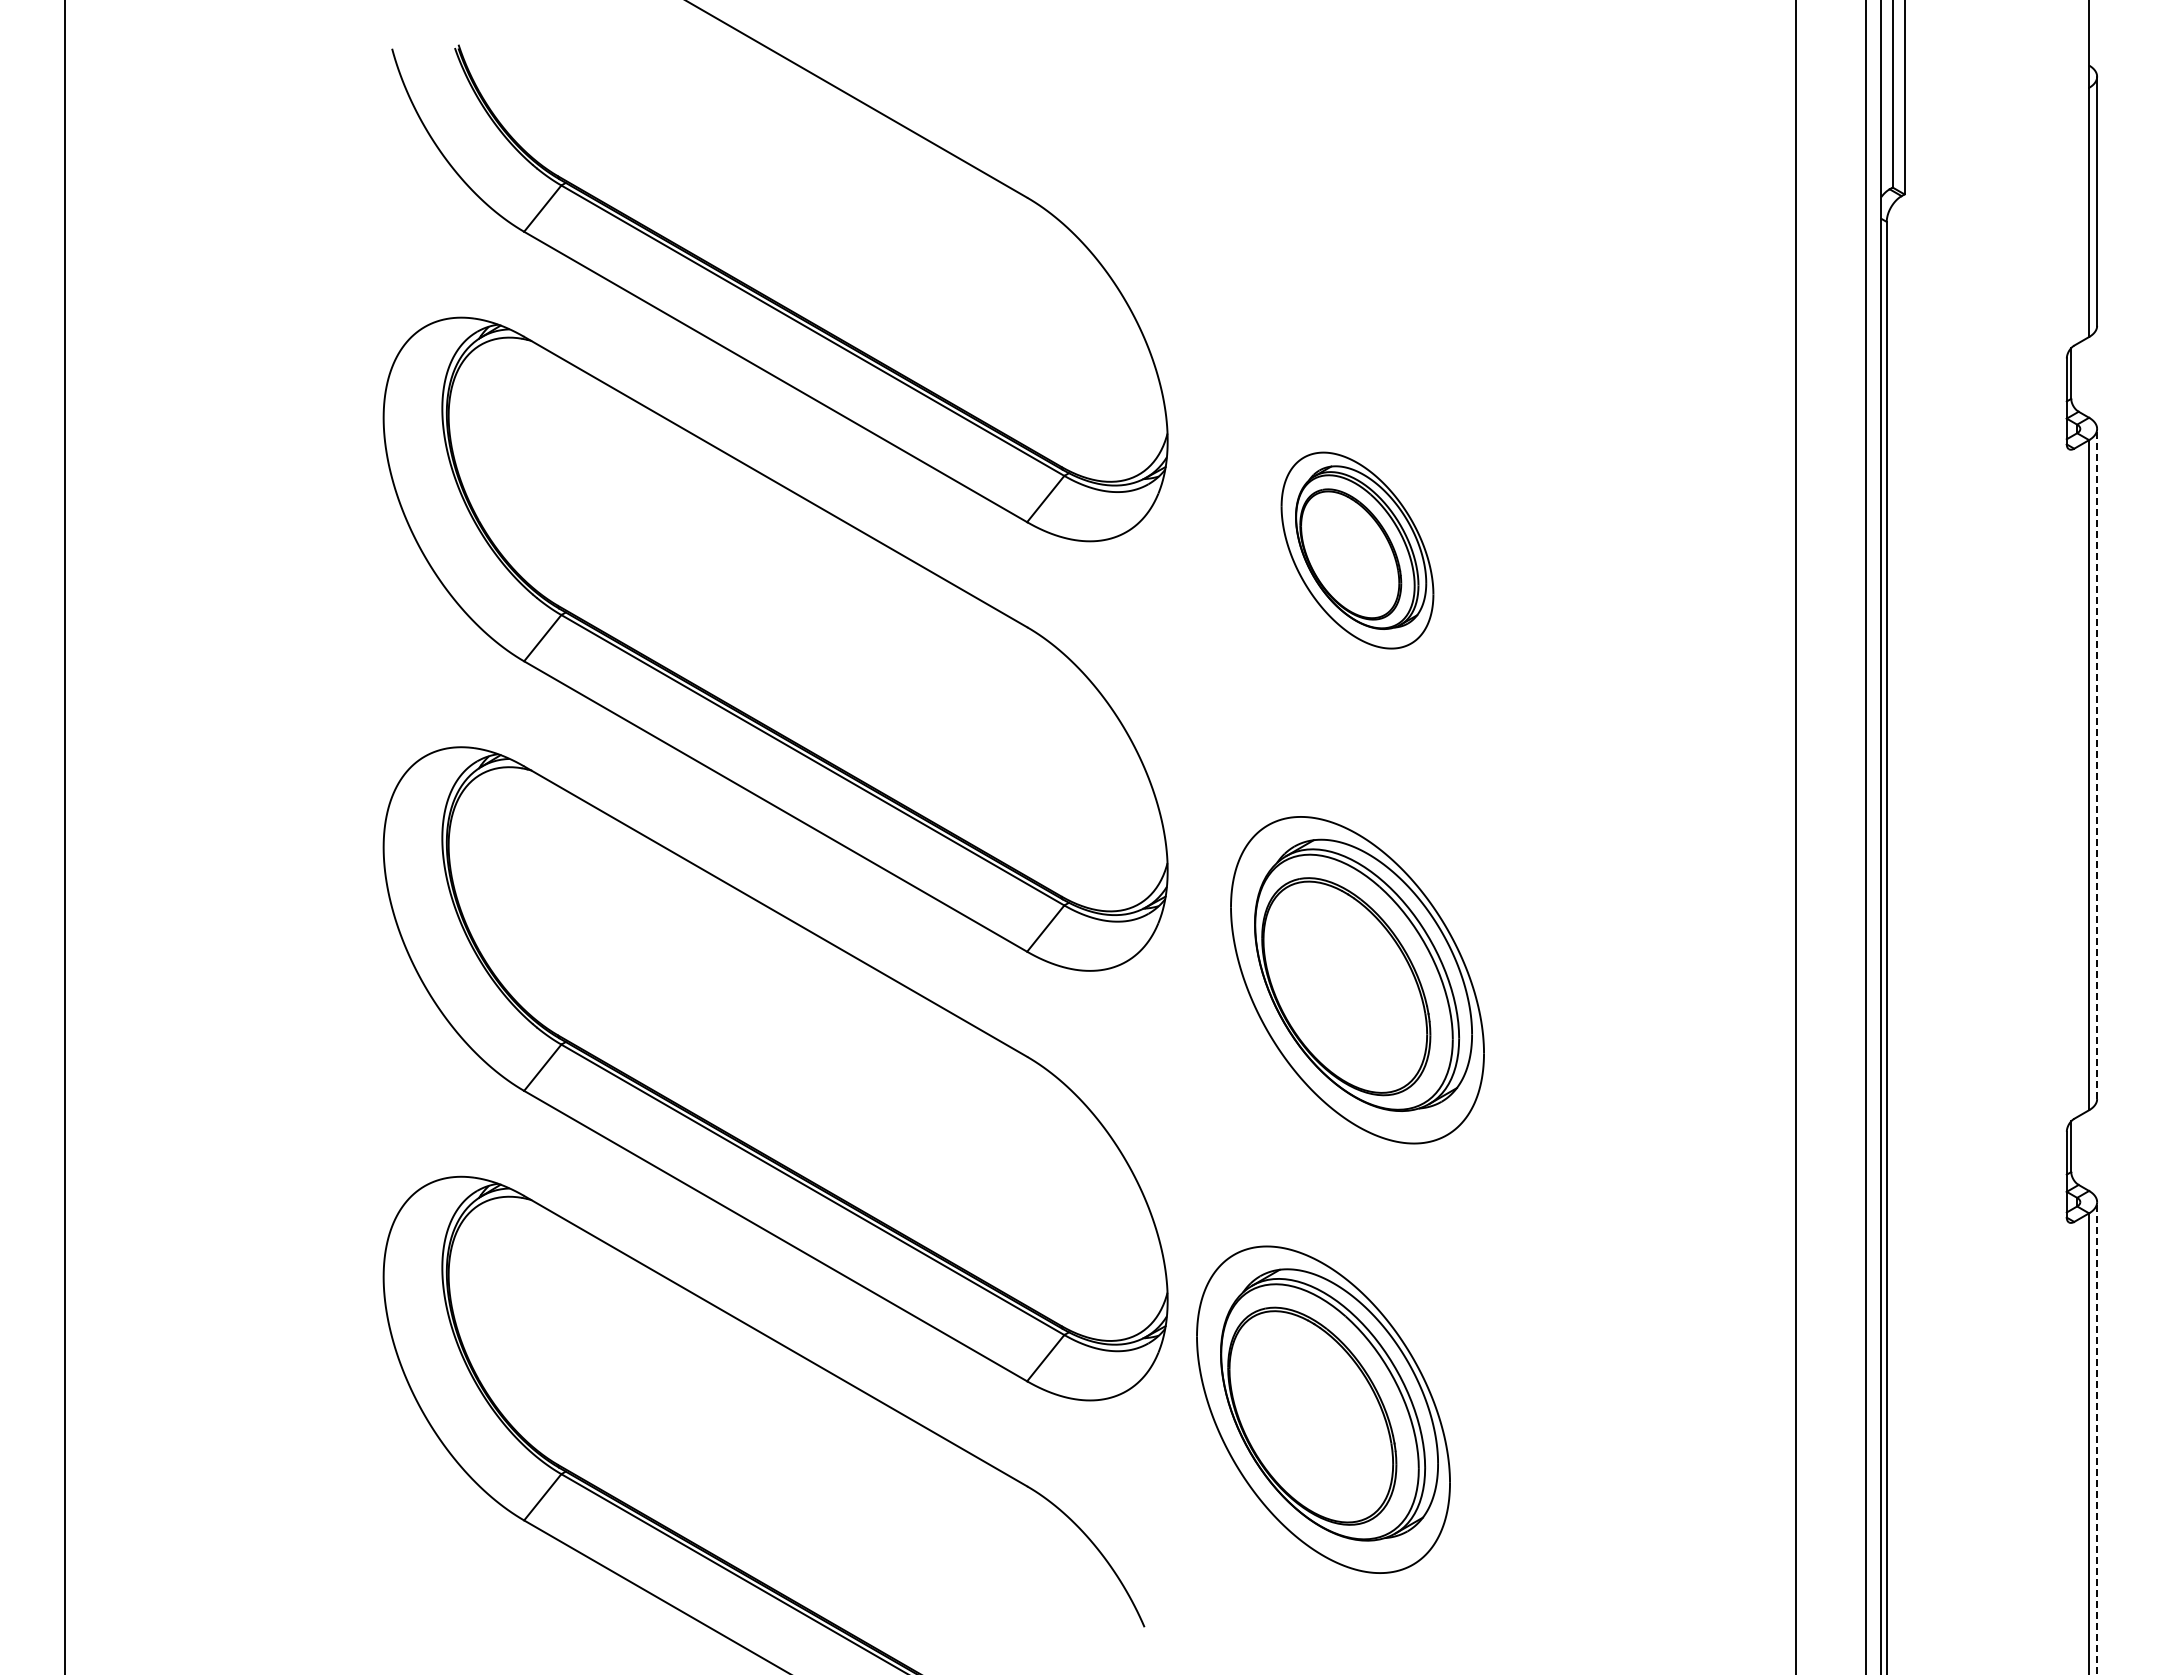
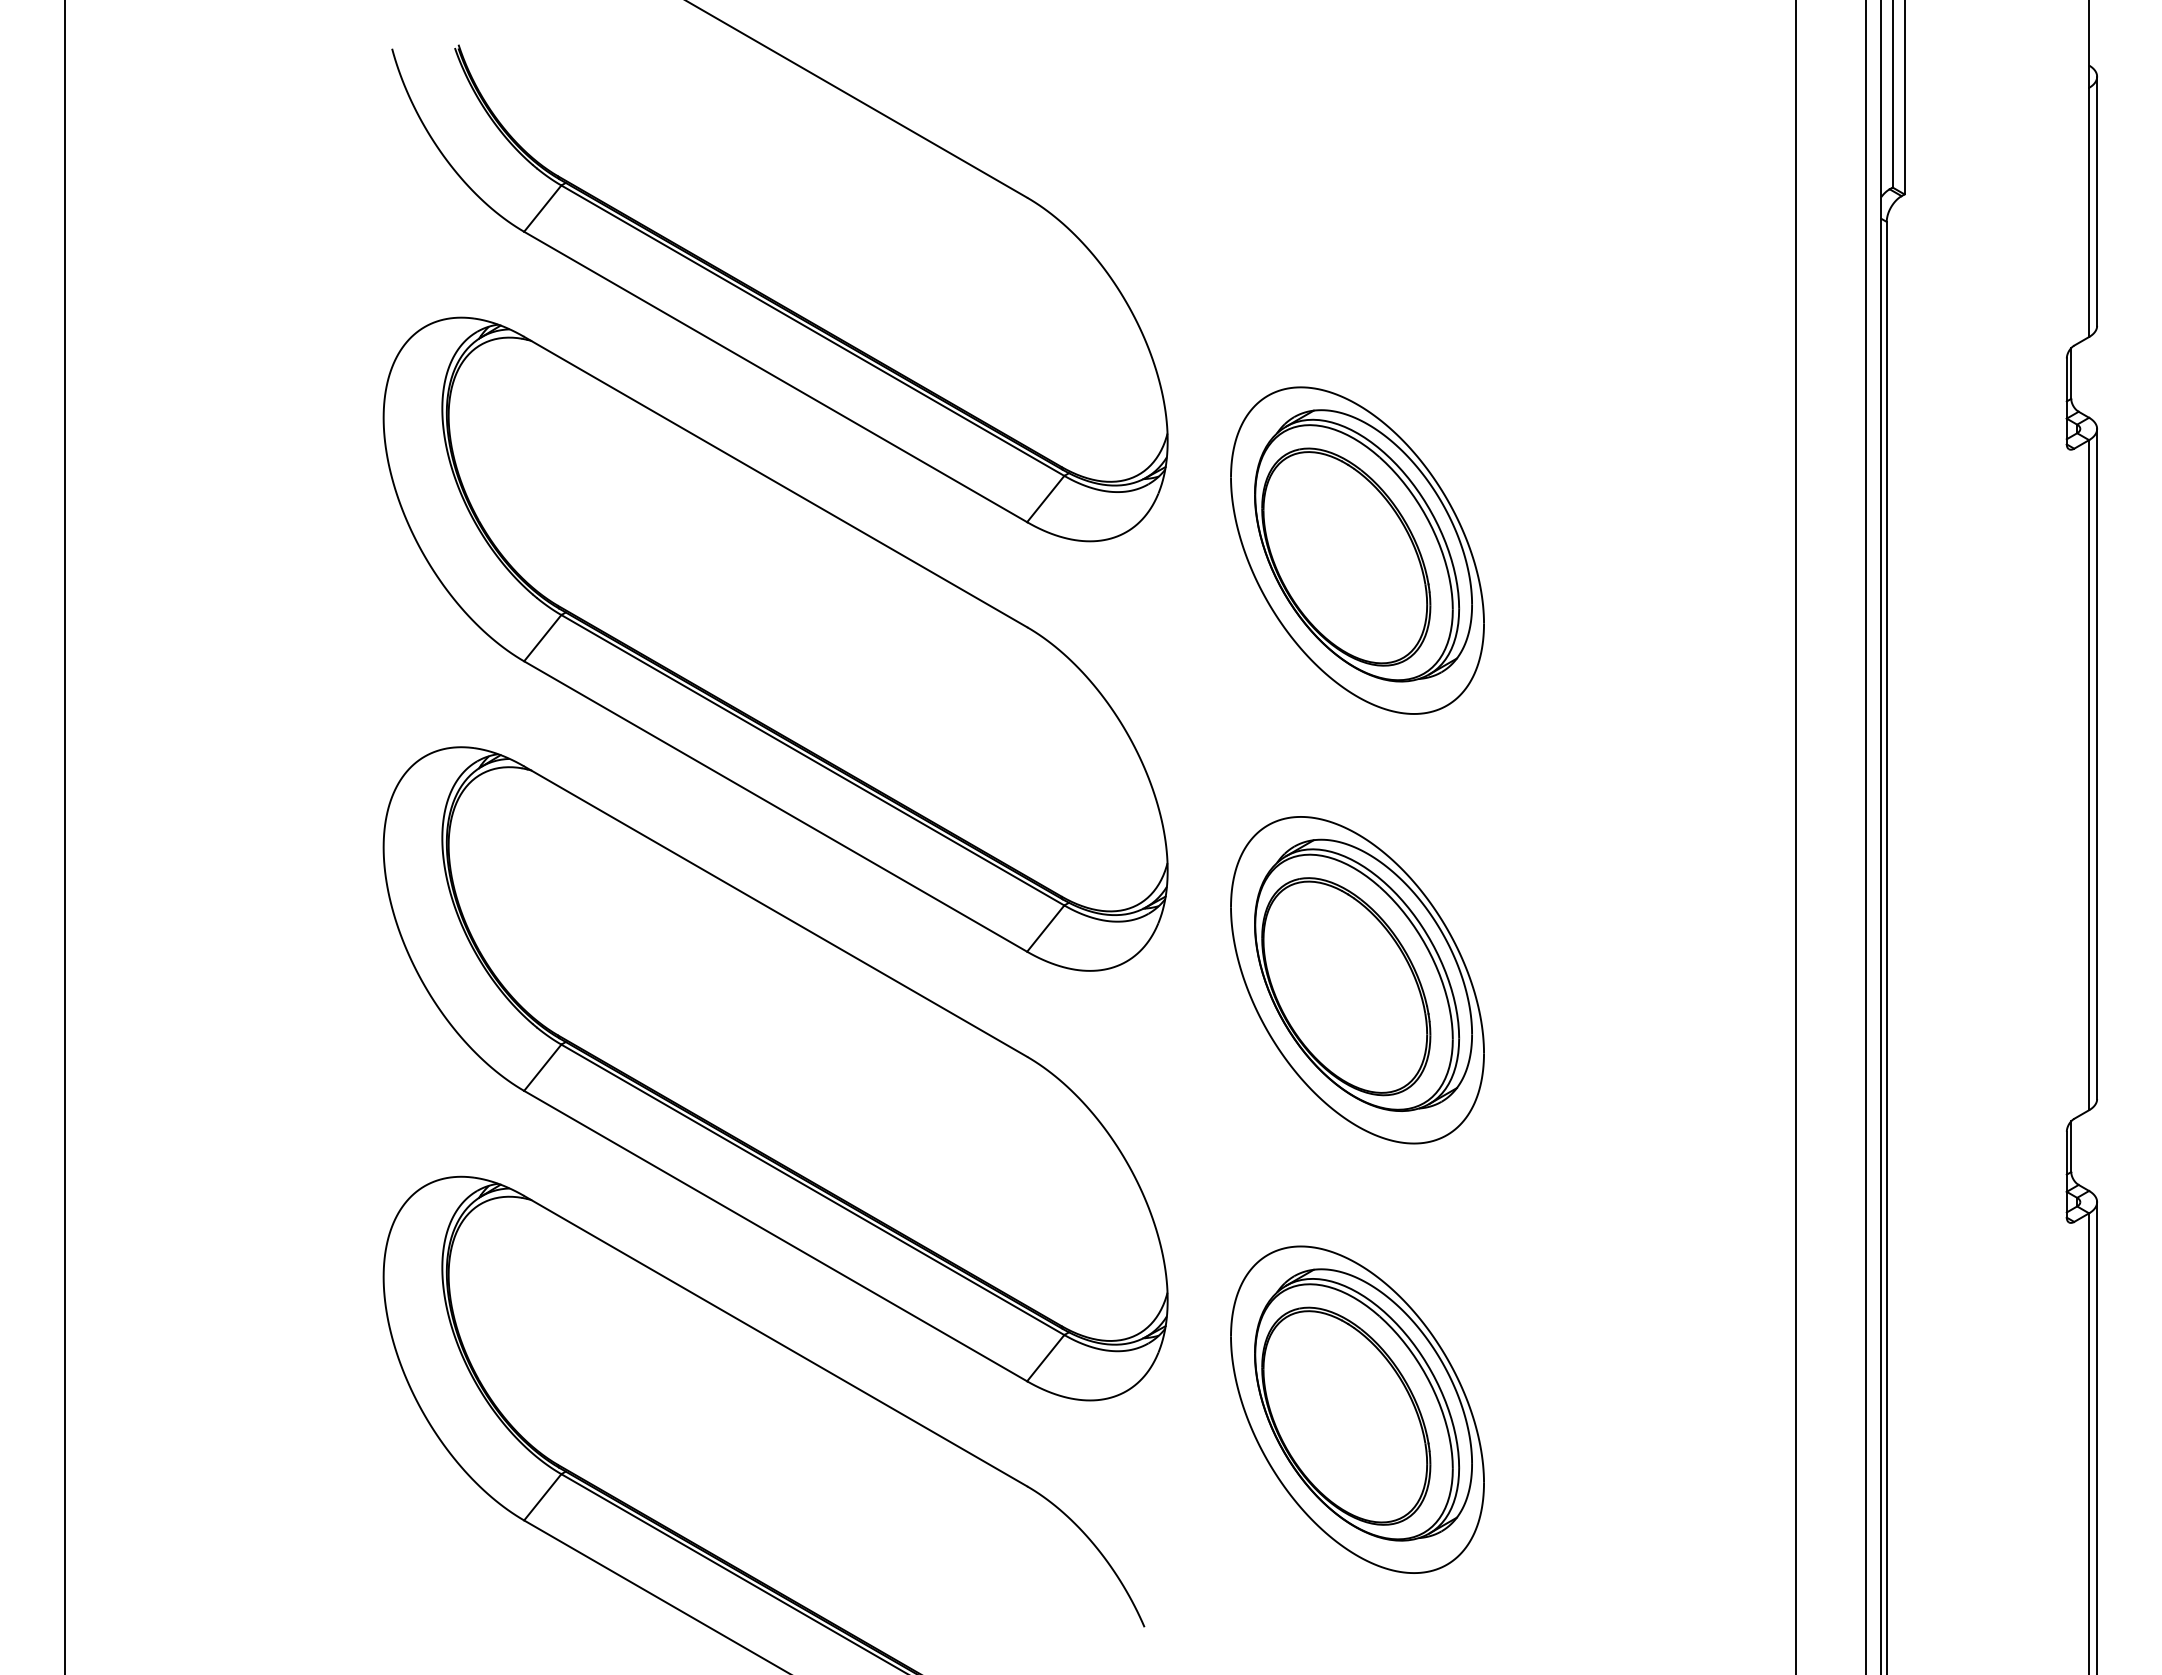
part size: 155x199 px -> 255x329 px (1357, 550)
line: dashed -> solid (2097, 763)
part position: (1323, 1409) -> (1357, 1409) (1357, 1409)
line: dashed -> solid (2097, 1437)
